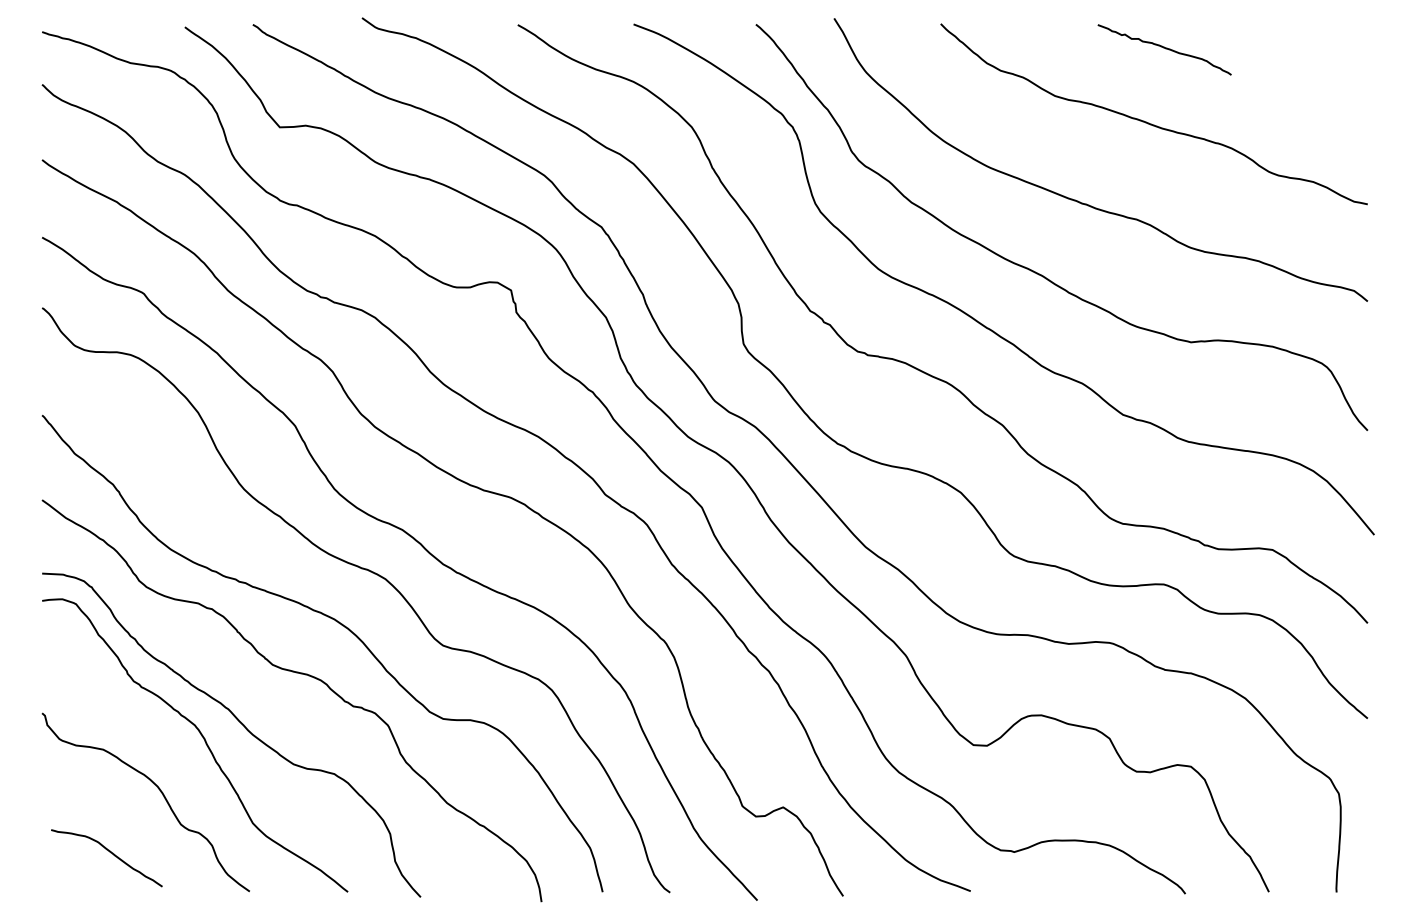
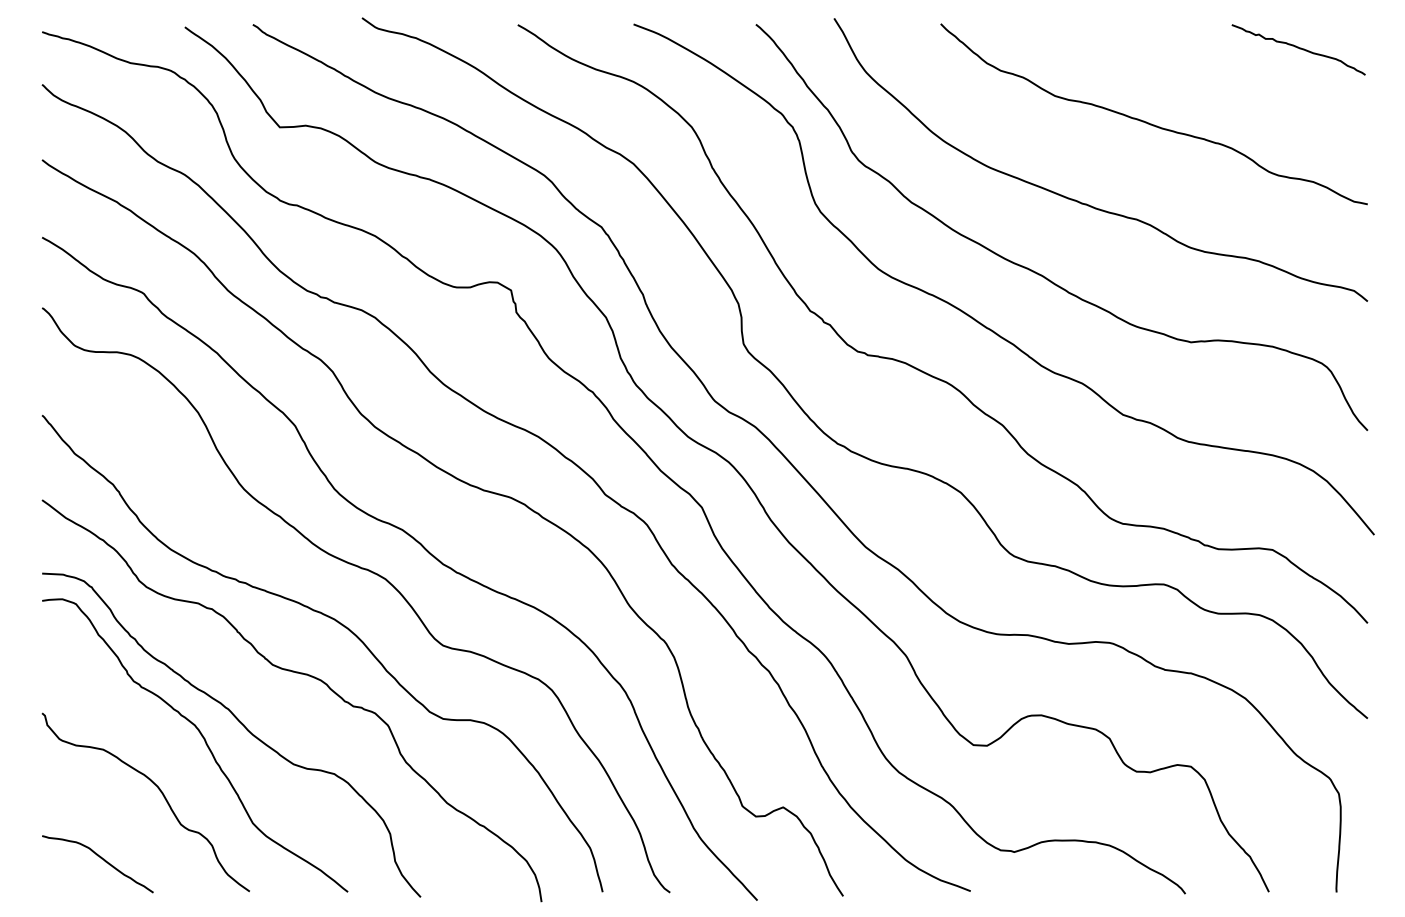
curve position: (1164, 48) -> (1298, 48) (1298, 48)
curve position: (110, 853) -> (101, 859) (101, 859)
